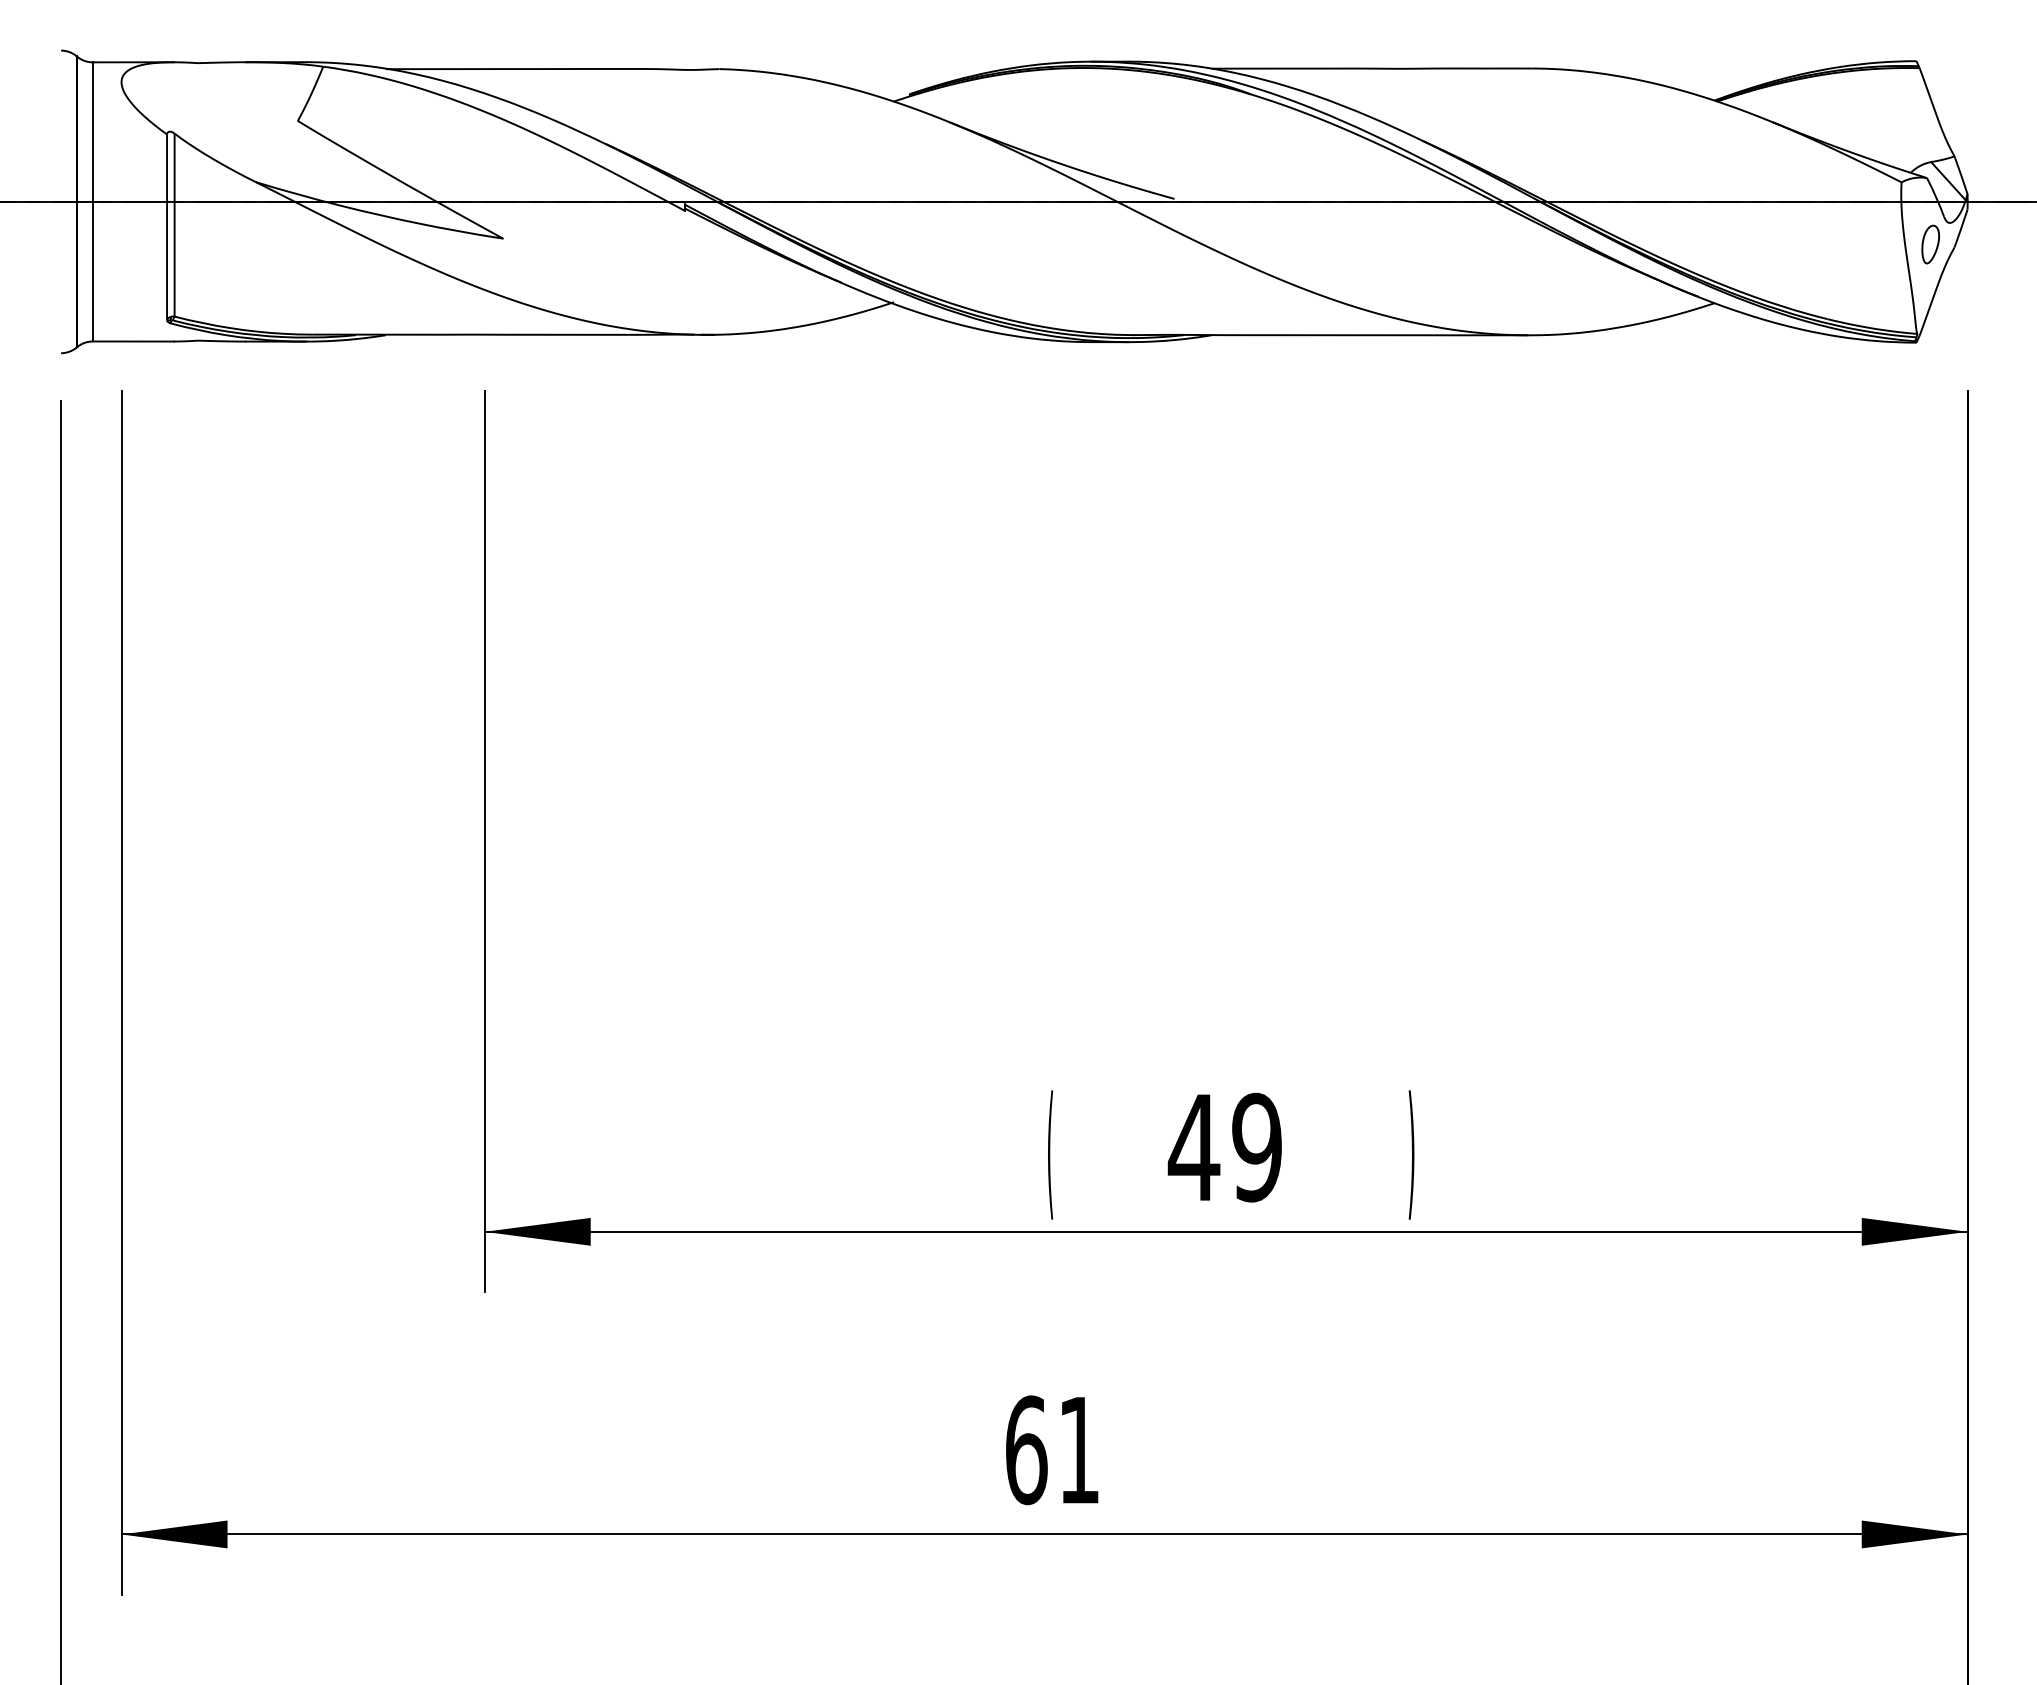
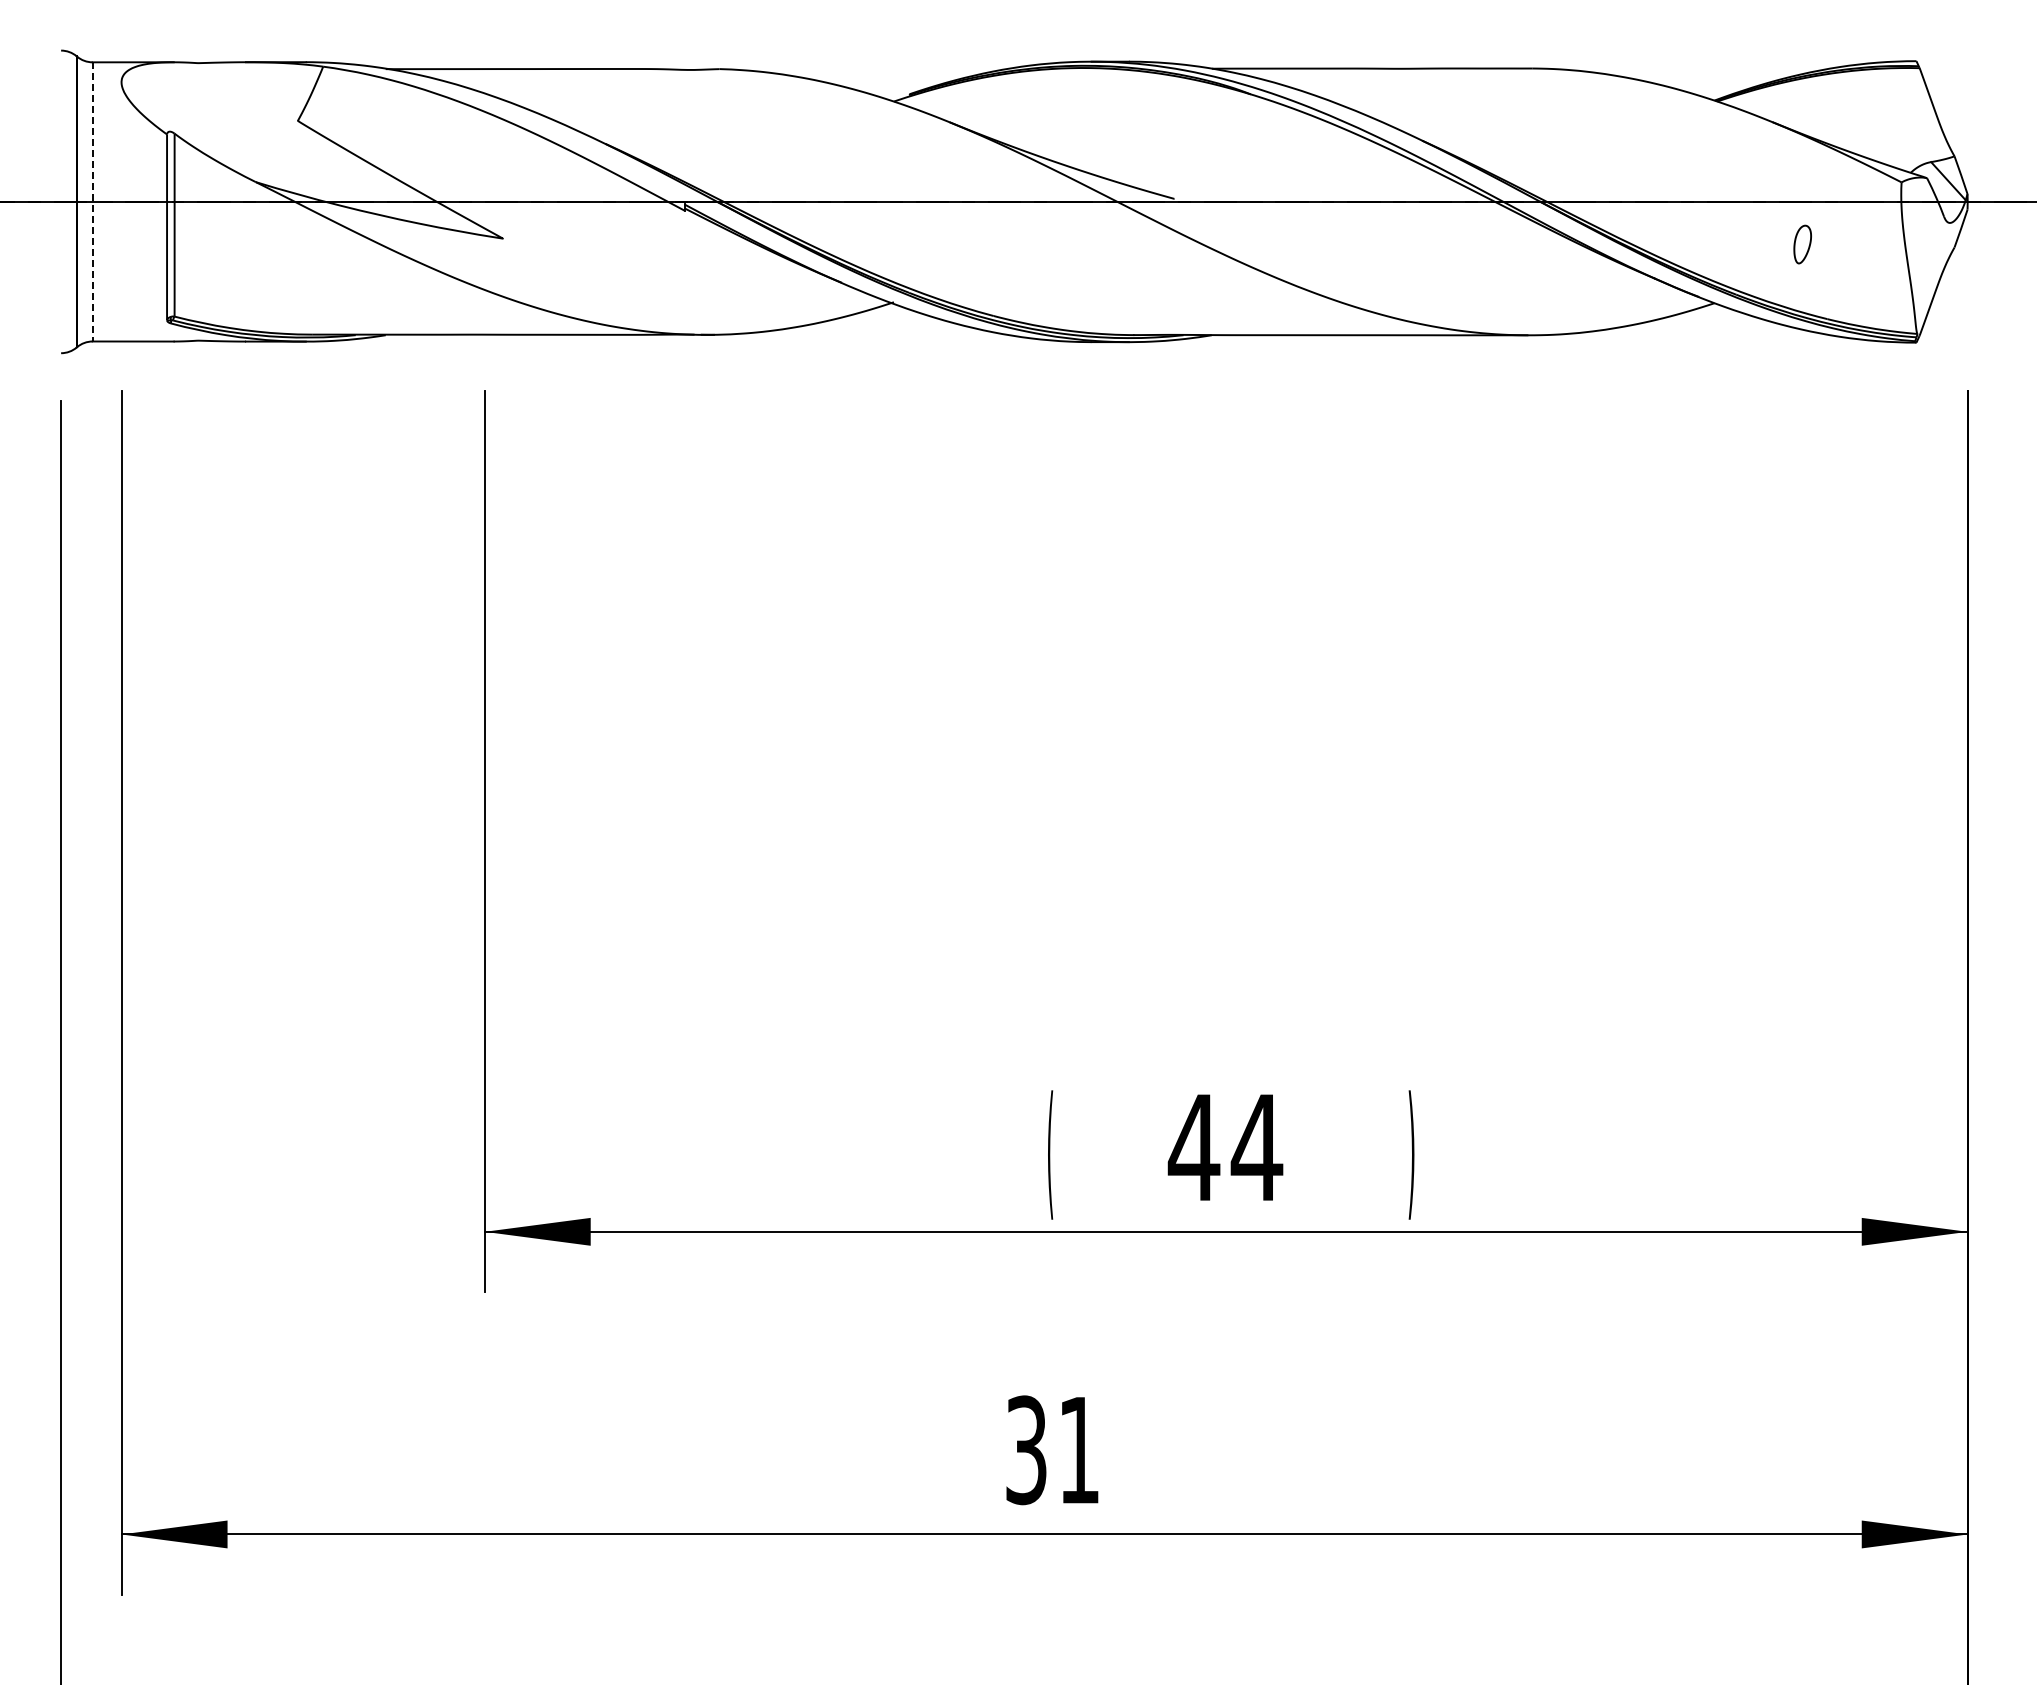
line: solid -> dashed (92, 201)
part position: (1930, 244) -> (1802, 244) (1802, 244)
text: 49 -> 44 (1256, 1147)
text: 61 -> 31 (1026, 1450)
